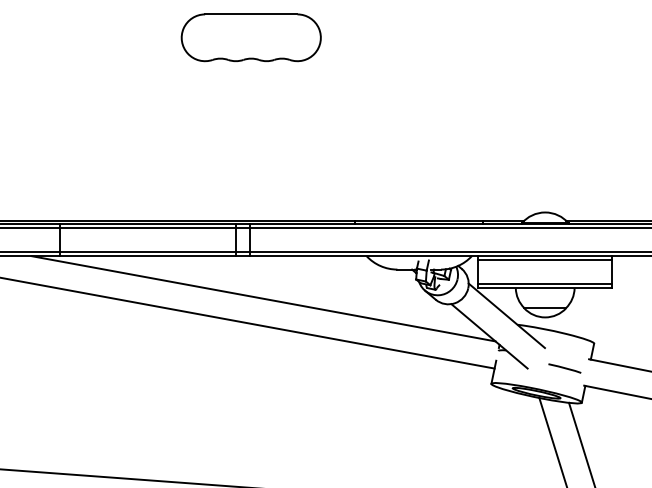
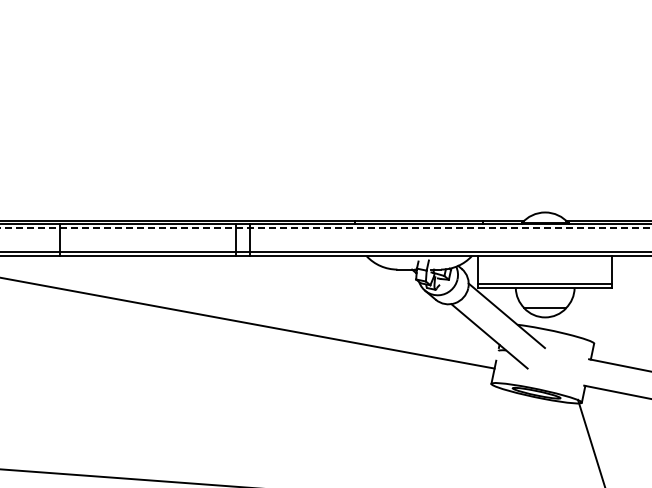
part: present -> none (250, 37)
line: solid -> dashed (325, 228)
line: present -> none (545, 260)
line: present -> none (263, 298)
line: present -> none (564, 368)
line: present -> none (552, 441)
line position: (581, 443) -> (591, 441) (591, 441)
